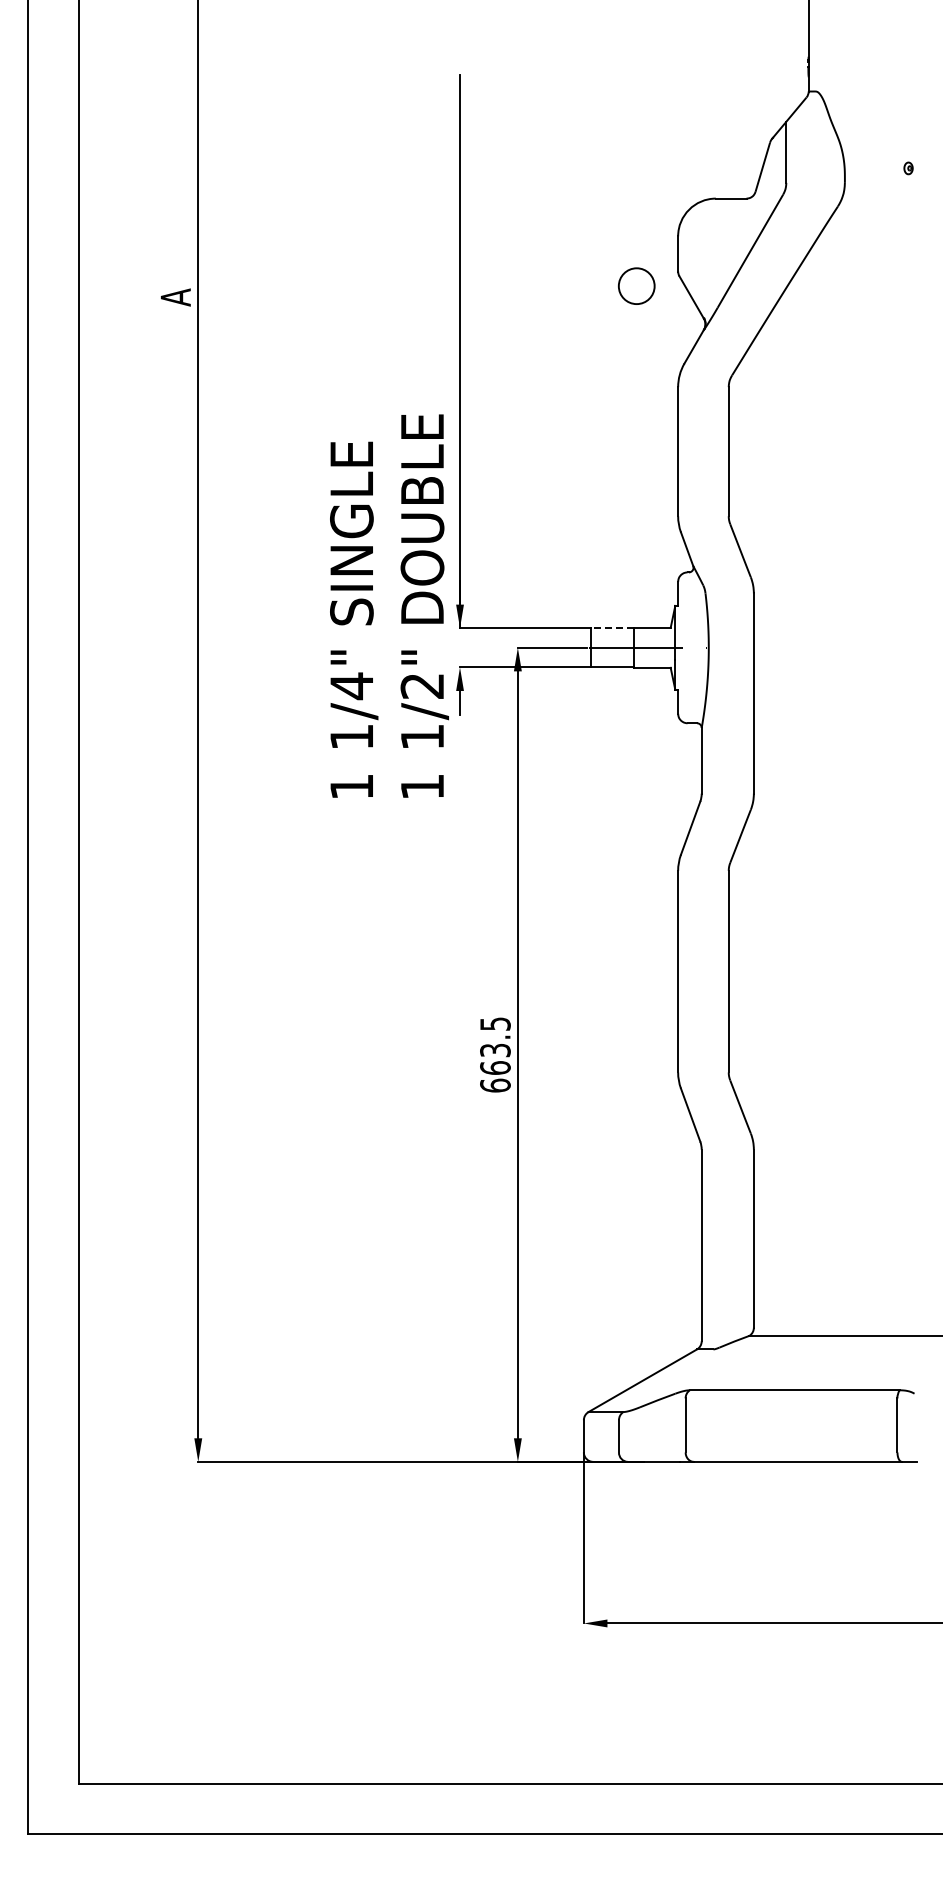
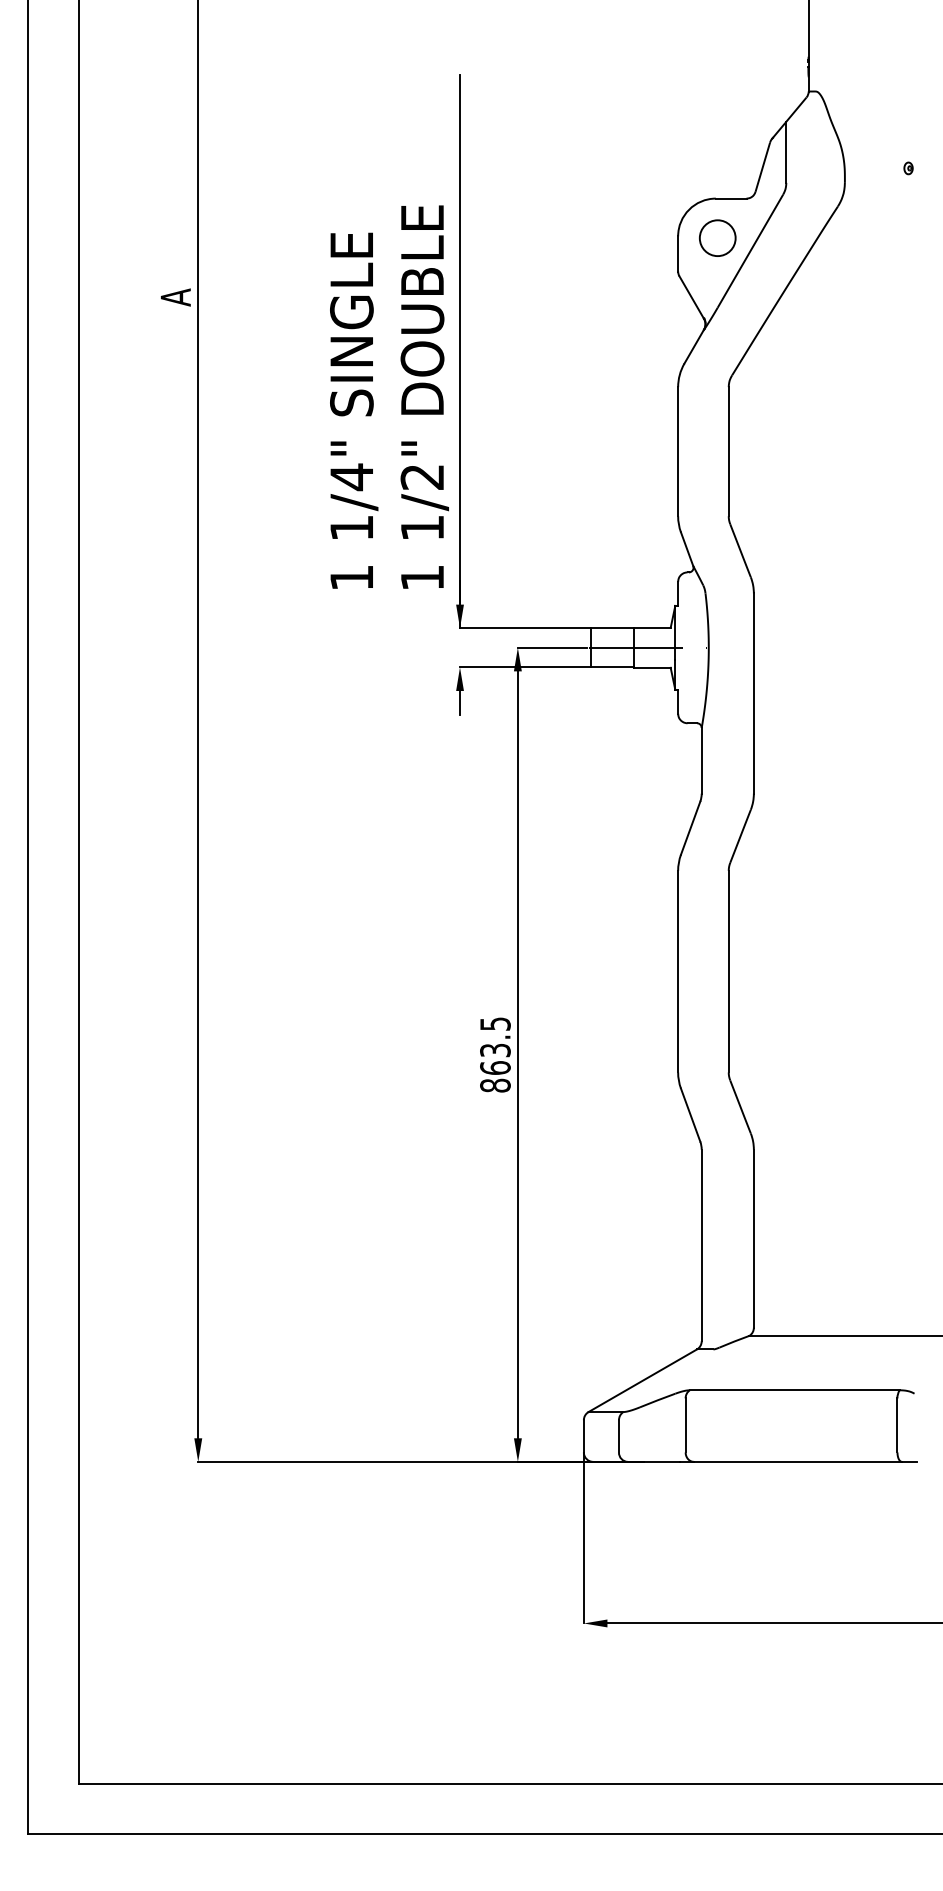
circle position: (636, 285) -> (717, 237) (717, 237)
text position: (389, 605) -> (389, 396) (389, 396)
line: dashed -> solid (611, 628)
text: 663.5 -> 863.5 (495, 1085)
